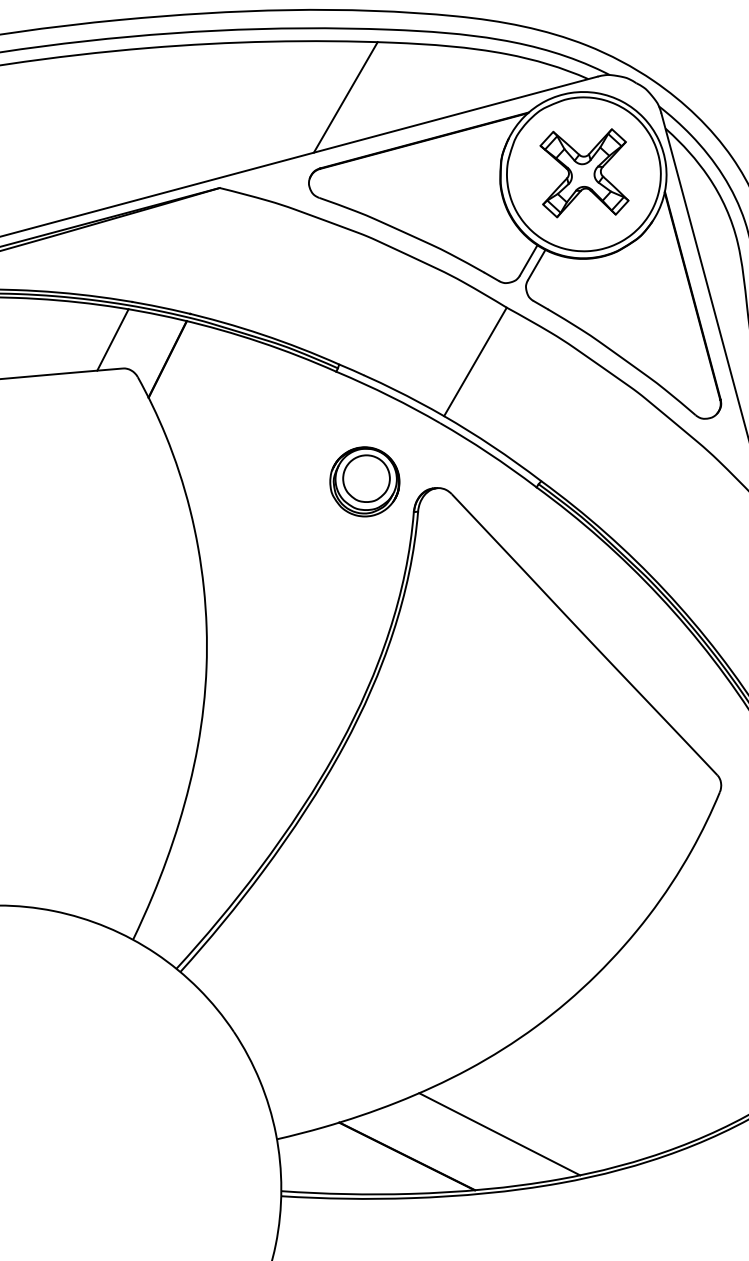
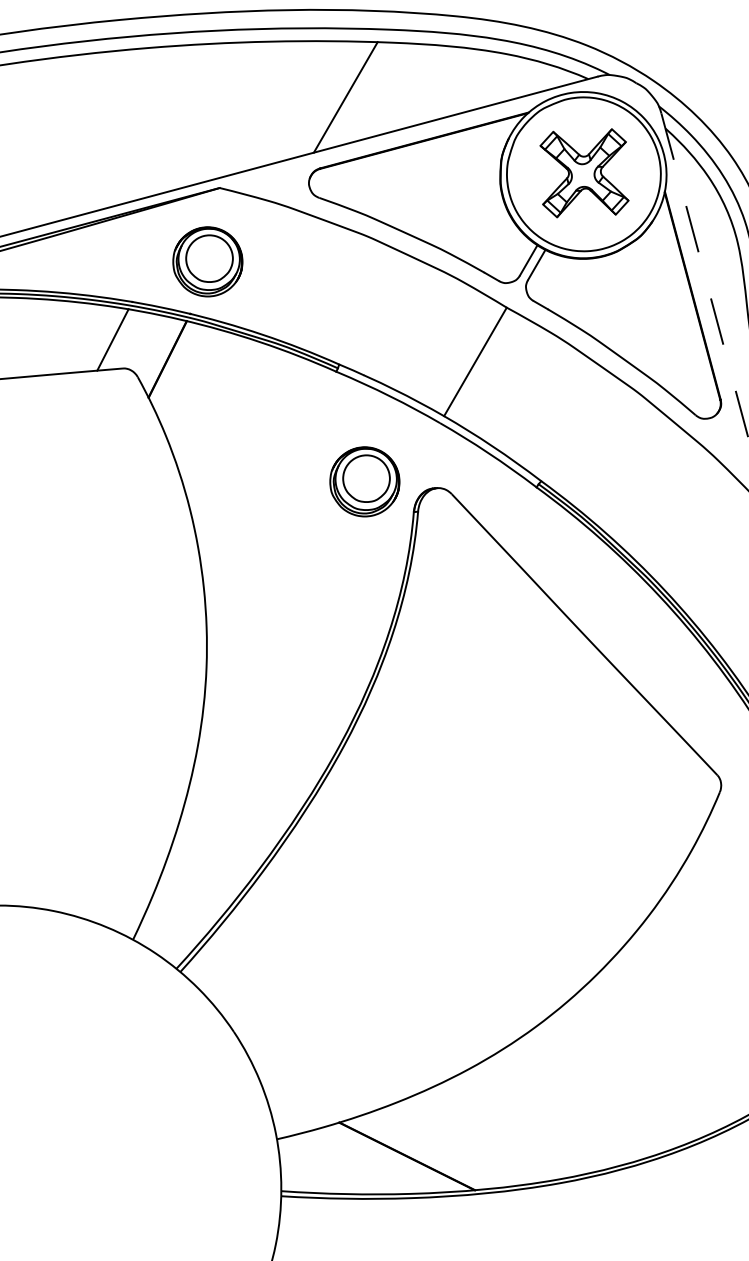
part: none -> present (207, 261)
line: solid -> dashed (705, 276)
line: present -> none (499, 1134)
